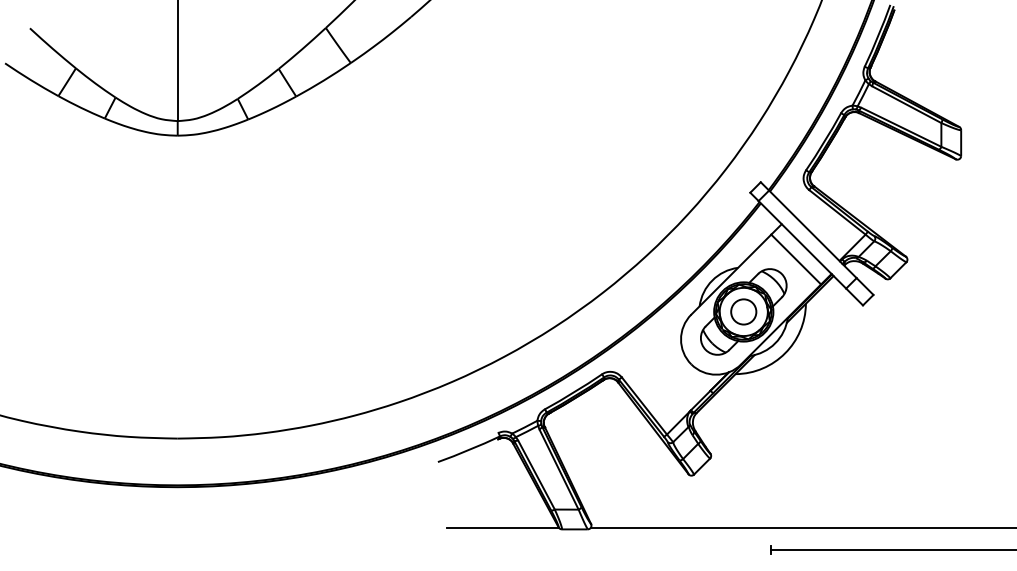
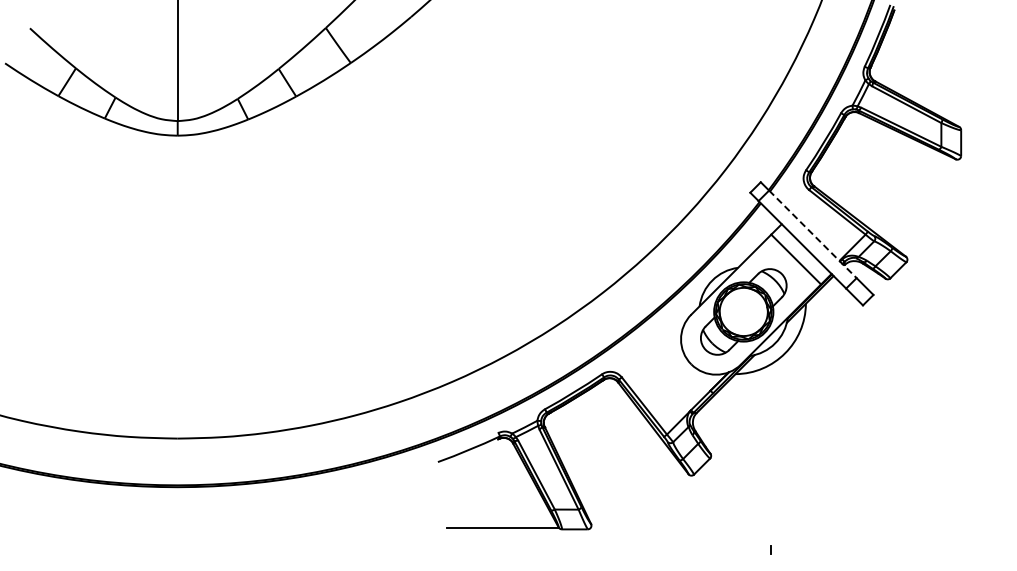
line: solid -> dashed (812, 234)
circle: present -> none (743, 311)
line: present -> none (801, 527)
line: present -> none (891, 550)
